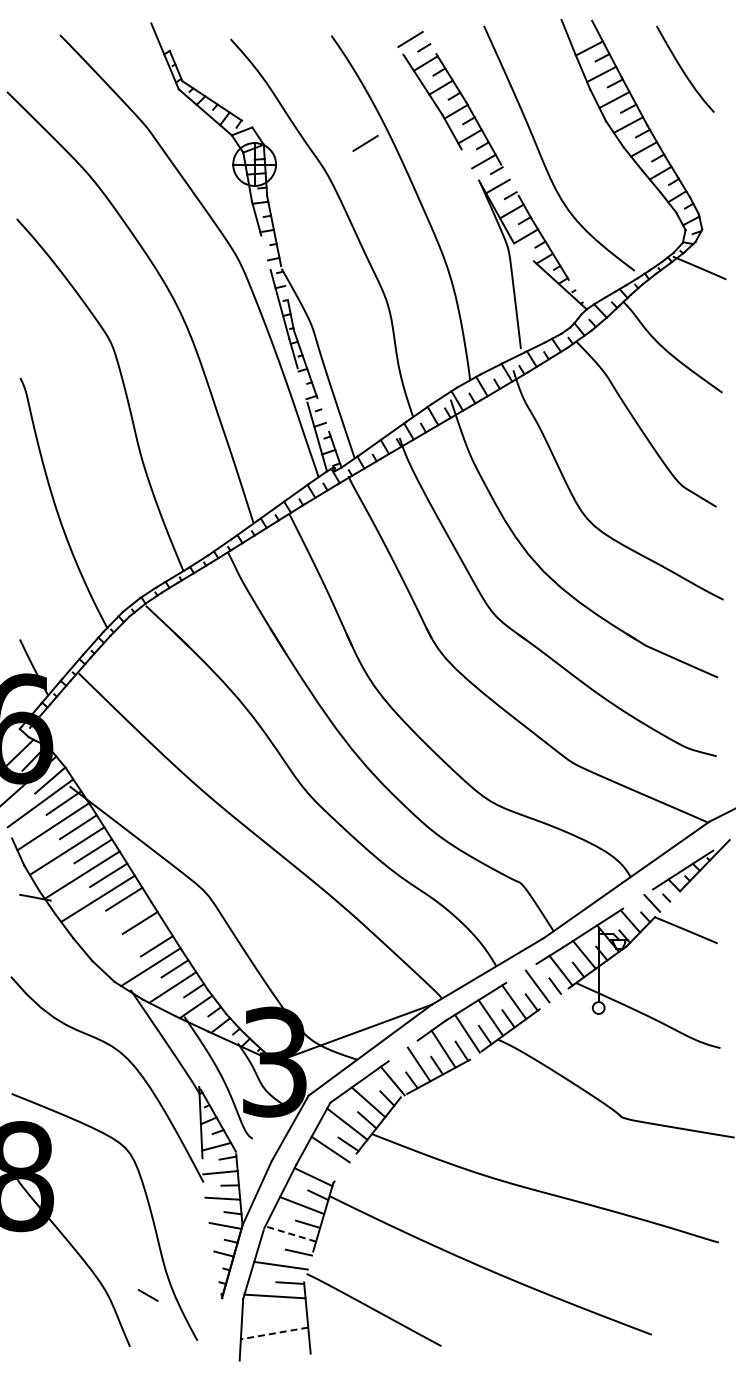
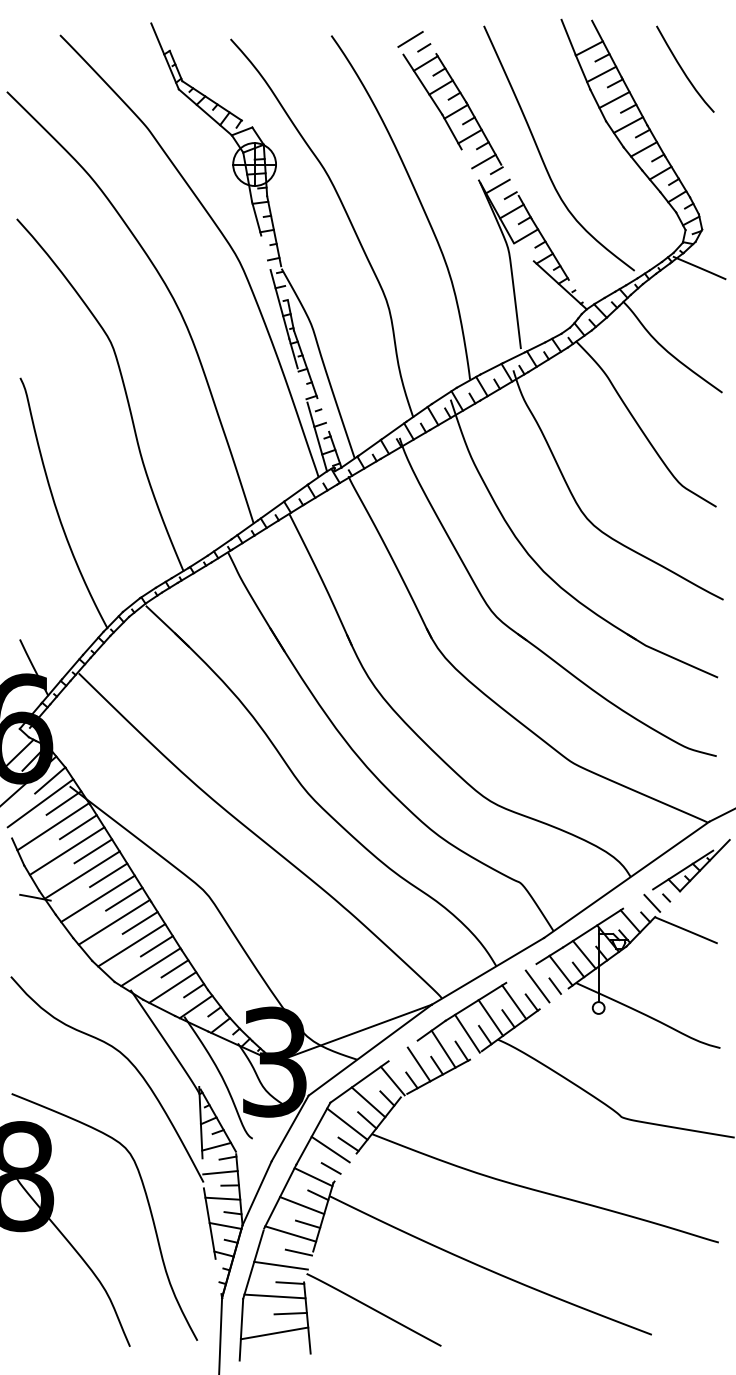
line: present -> none (365, 143)
line: none -> present (114, 921)
line: none -> present (131, 945)
line: none -> present (209, 1223)
line: dashed -> solid (290, 1234)
line position: (147, 1295) -> (330, 1168) (330, 1168)
line: none -> present (290, 1313)
line: dashed -> solid (274, 1333)
line: none -> present (220, 1334)
